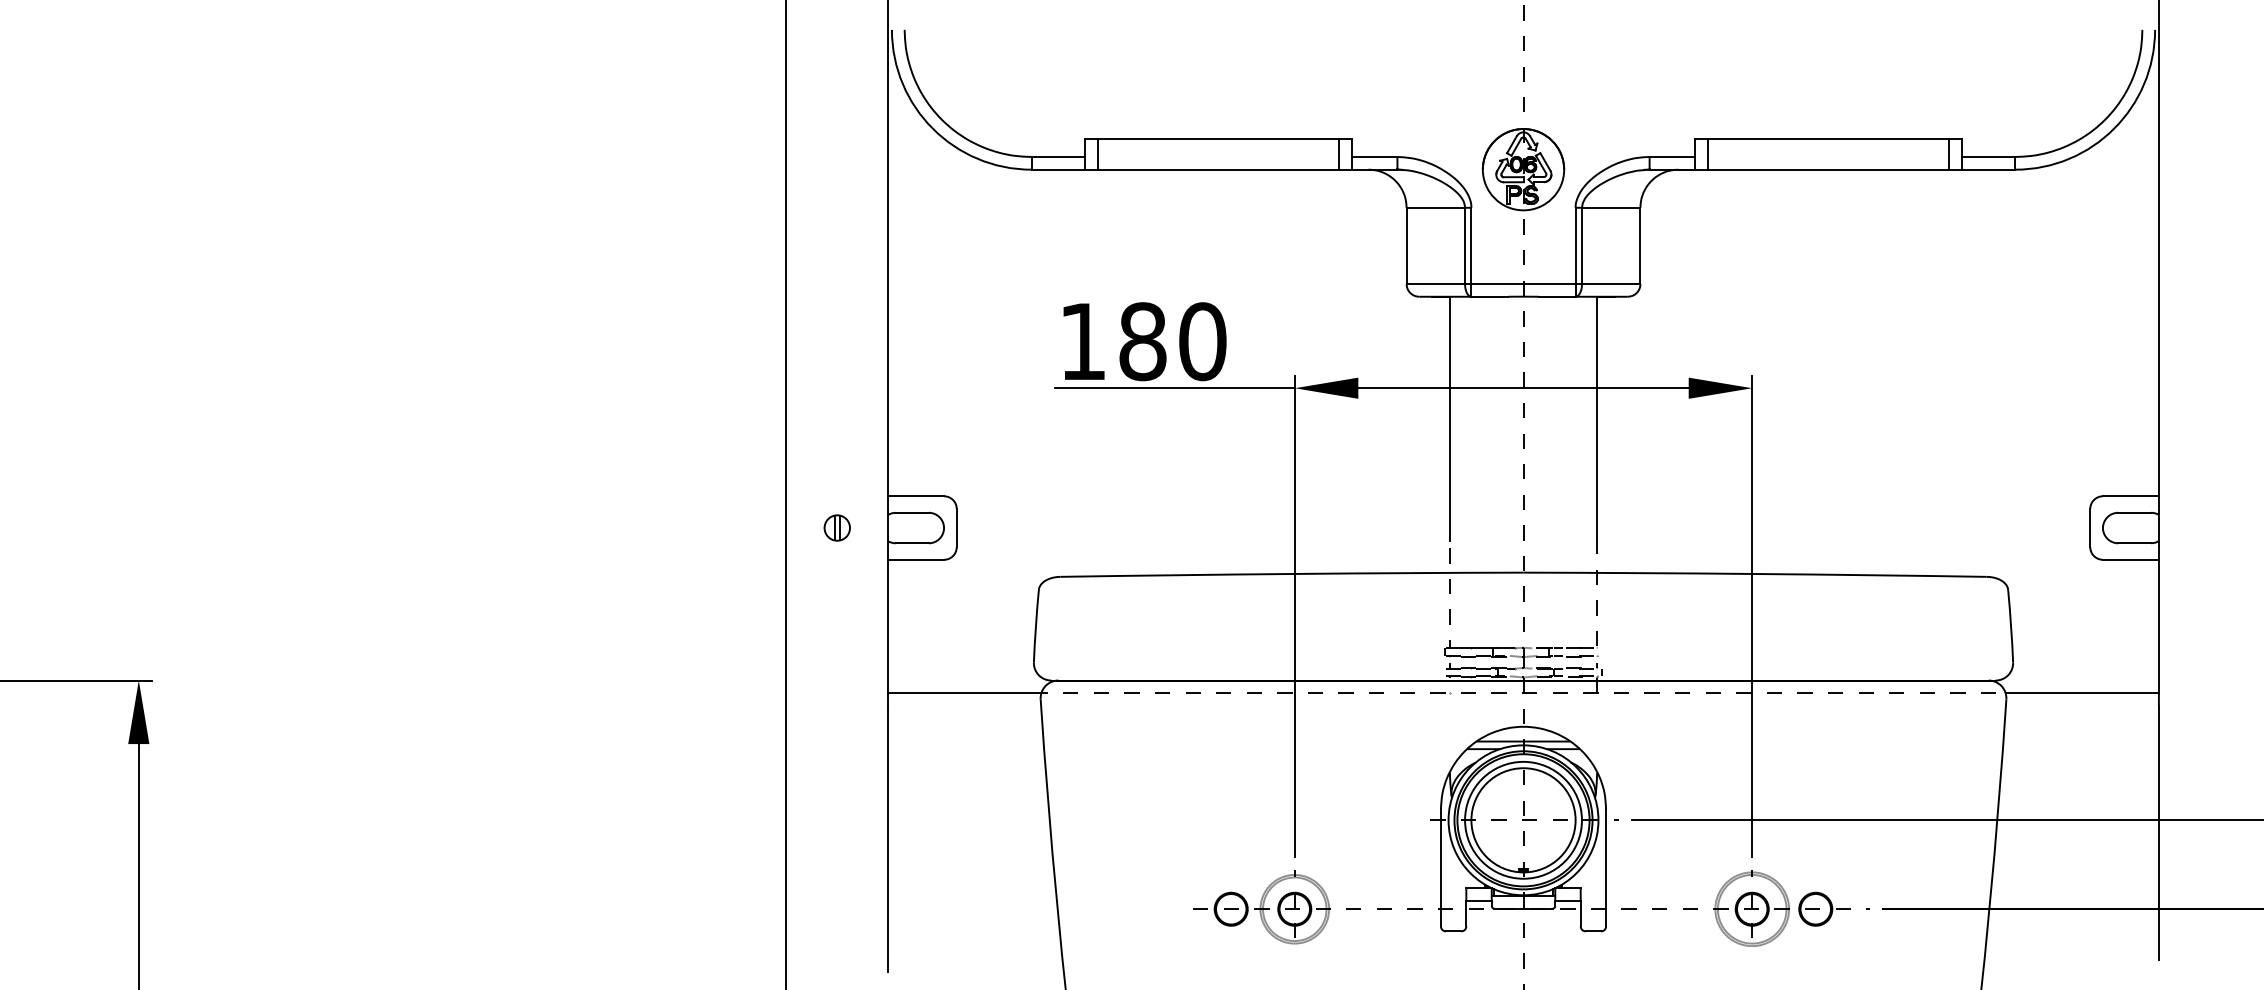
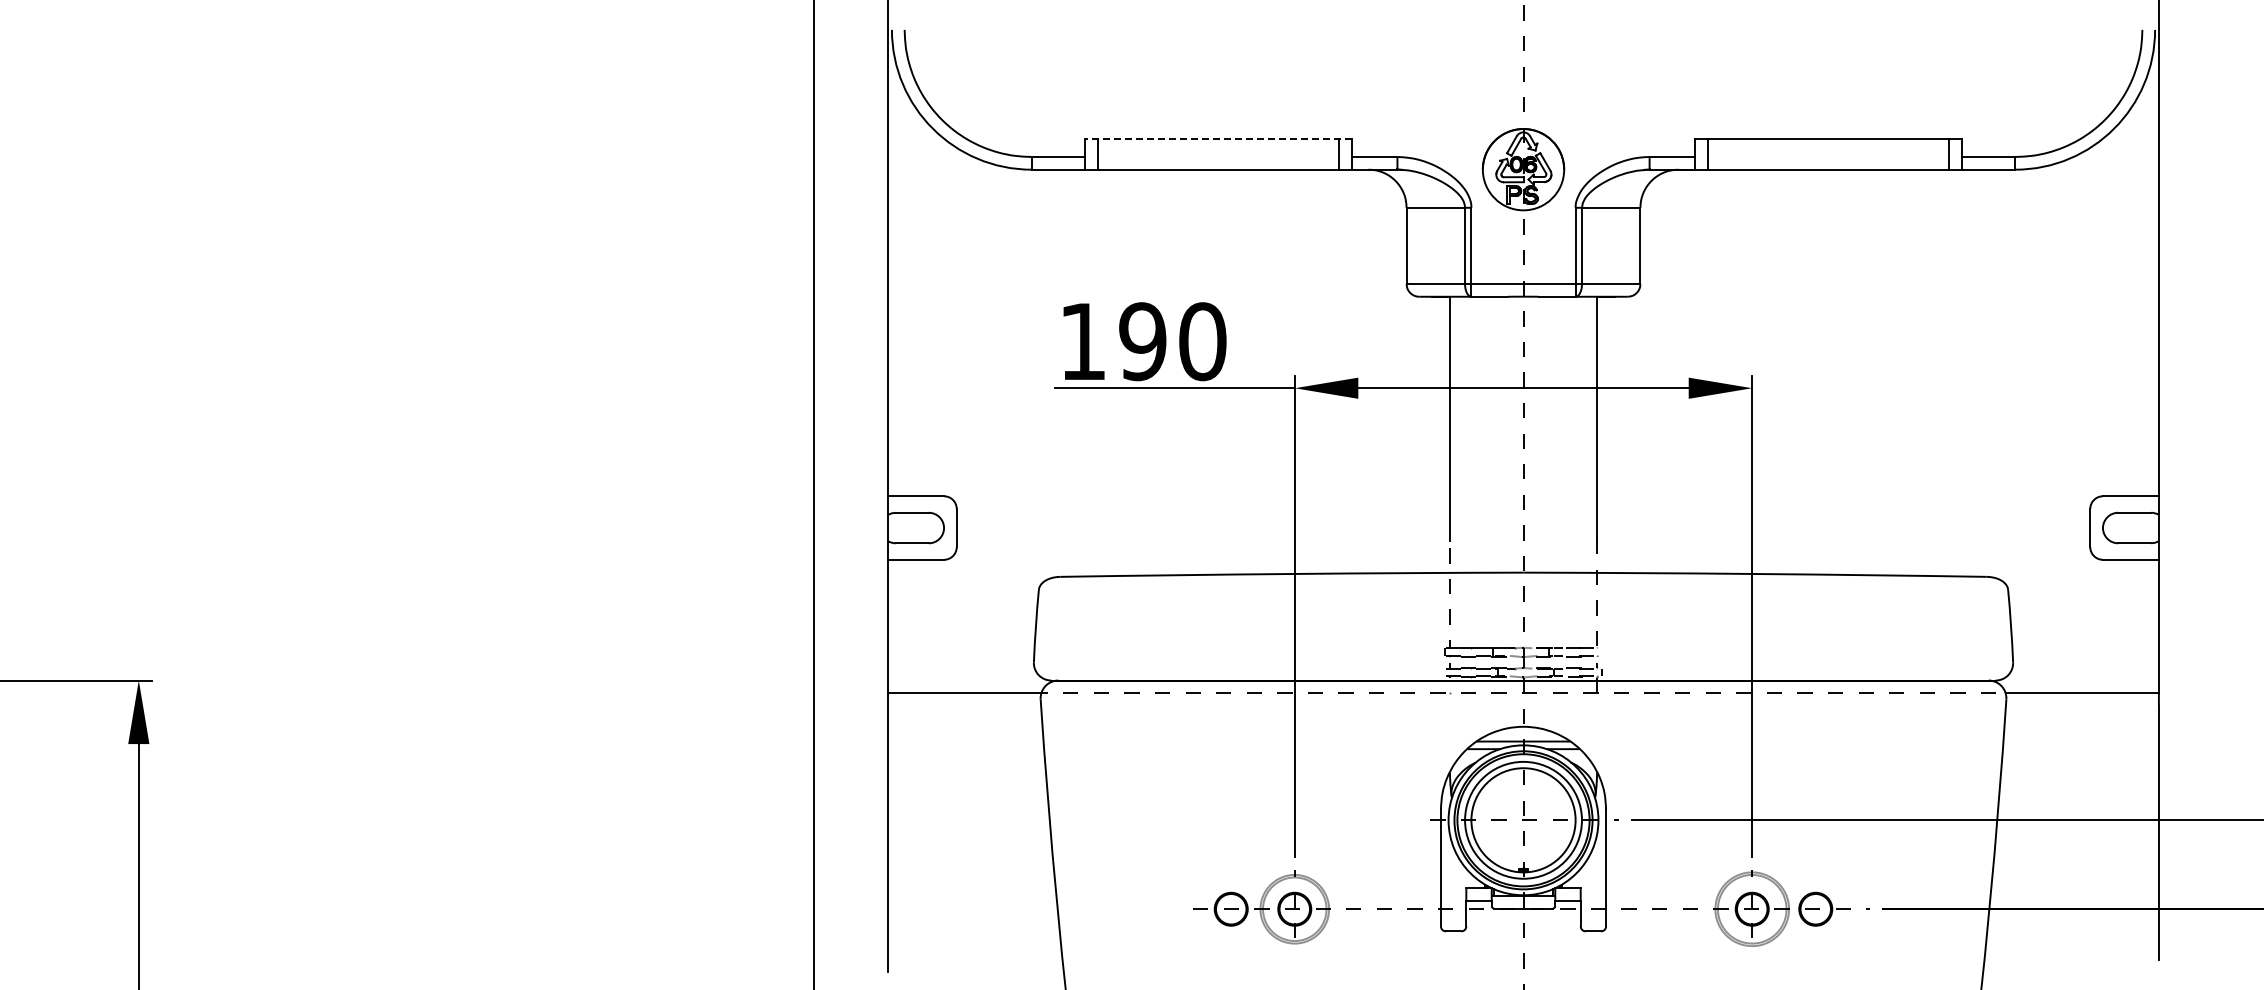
line: solid -> dashed (1218, 139)
text: 180 -> 190 (1142, 341)
line position: (786, 494) -> (814, 494) (814, 494)
part: present -> none (836, 527)
